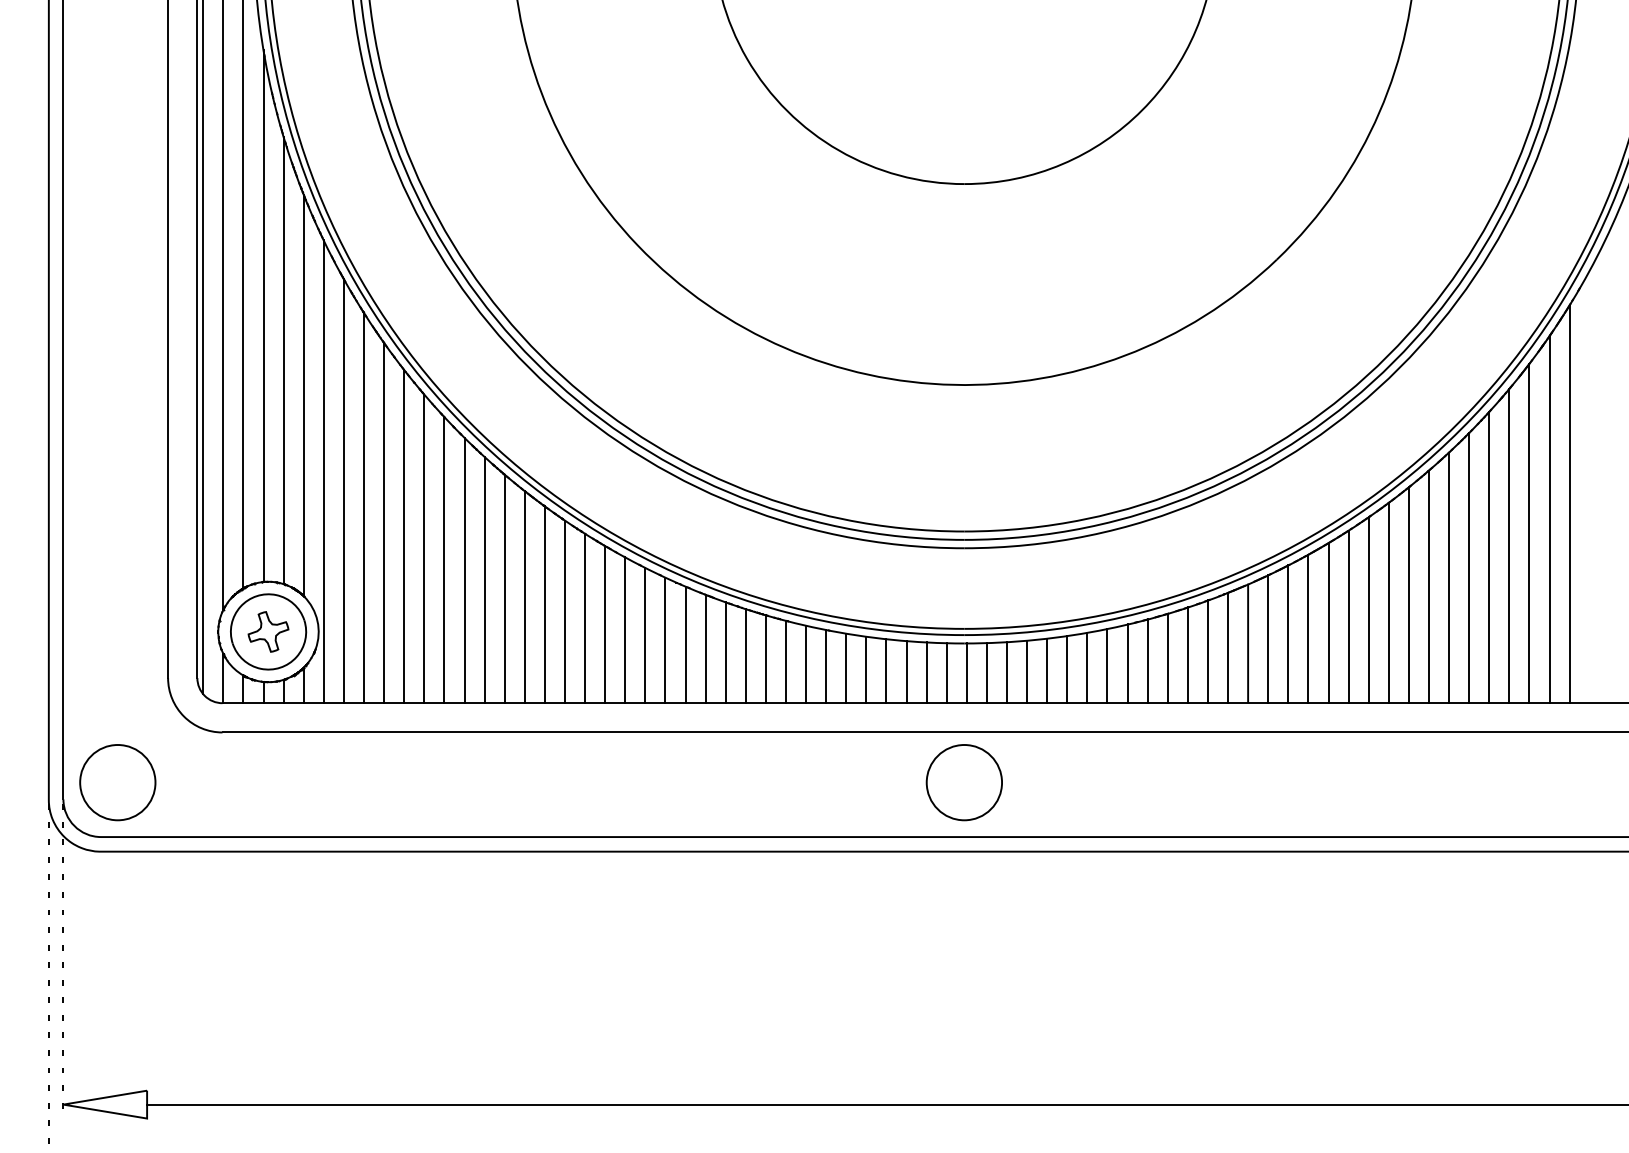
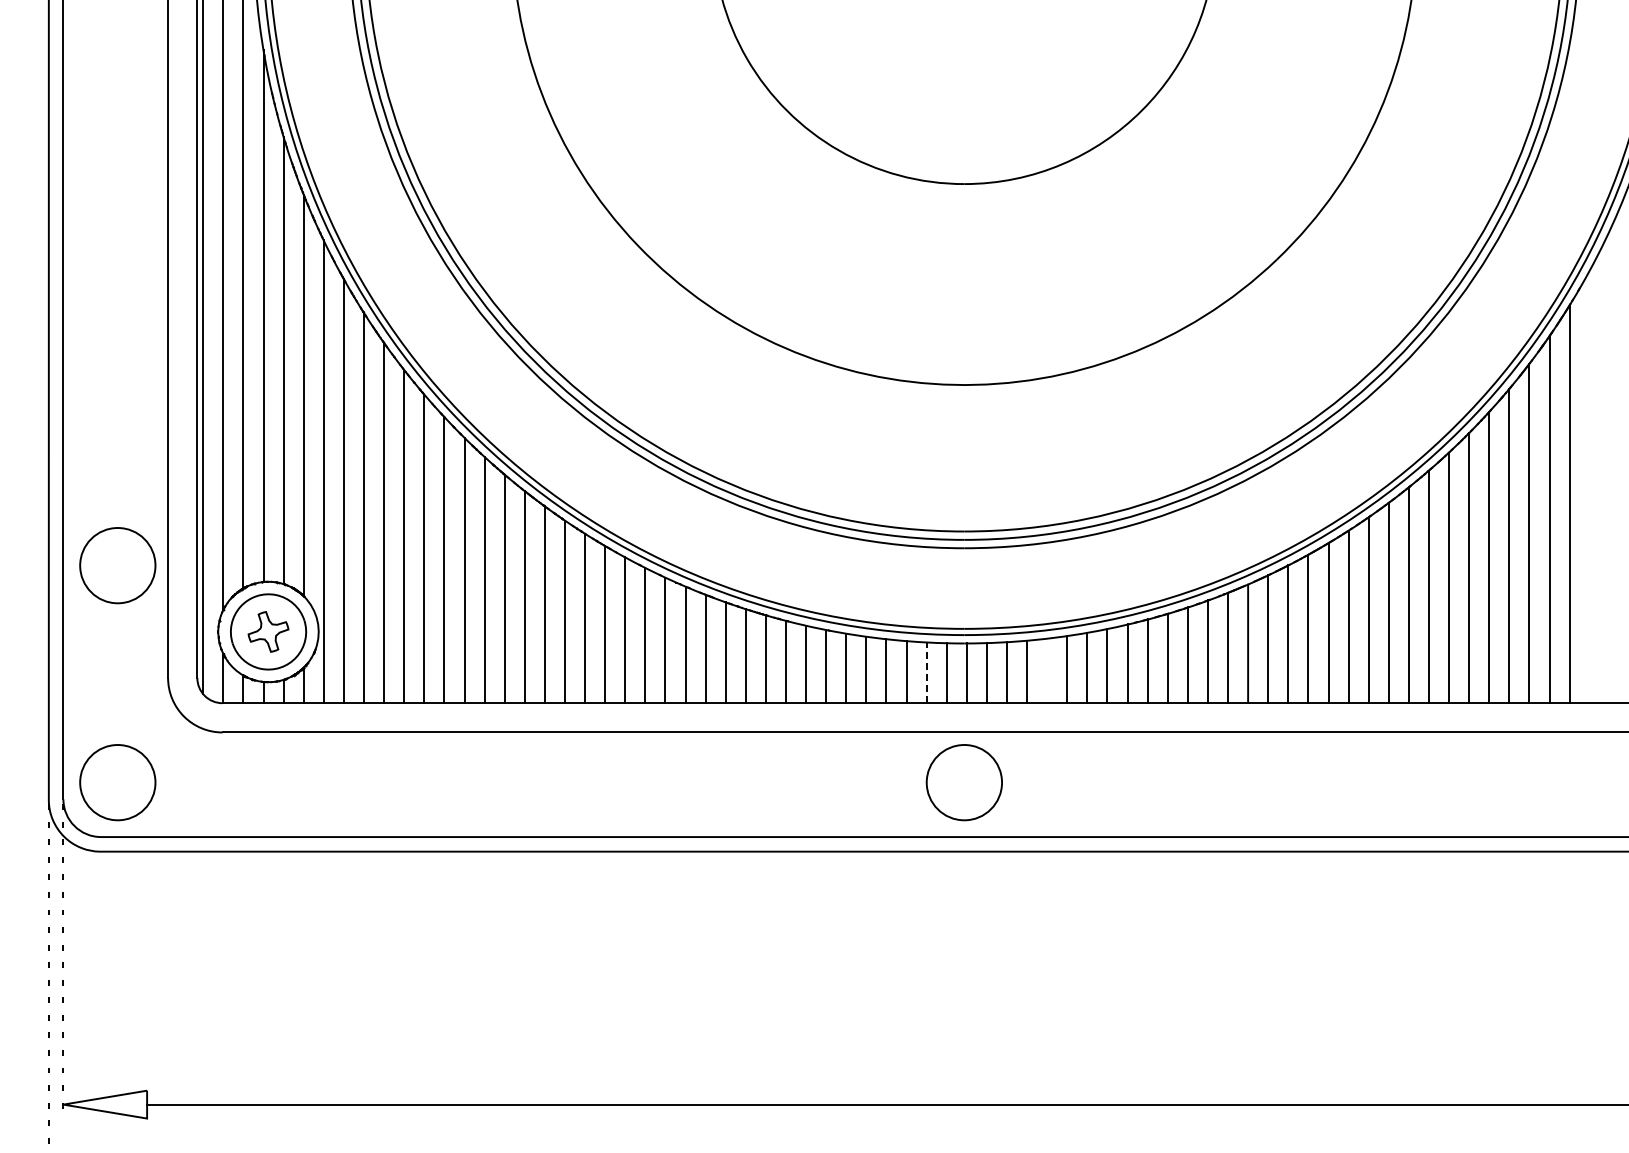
circle: none -> present (117, 565)
line: present -> none (1047, 670)
line: solid -> dashed (926, 672)
